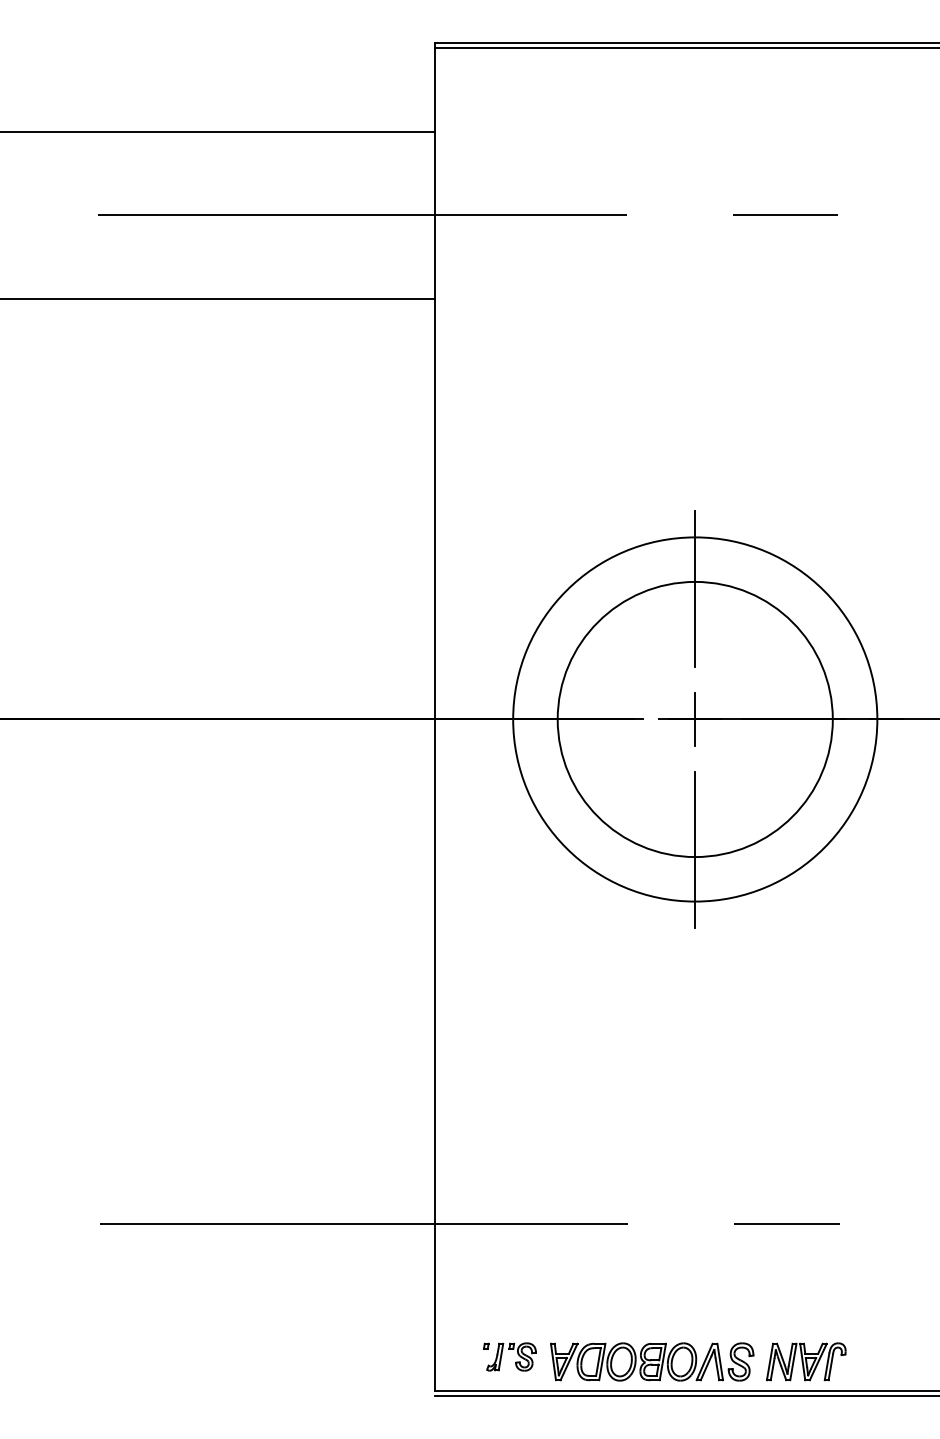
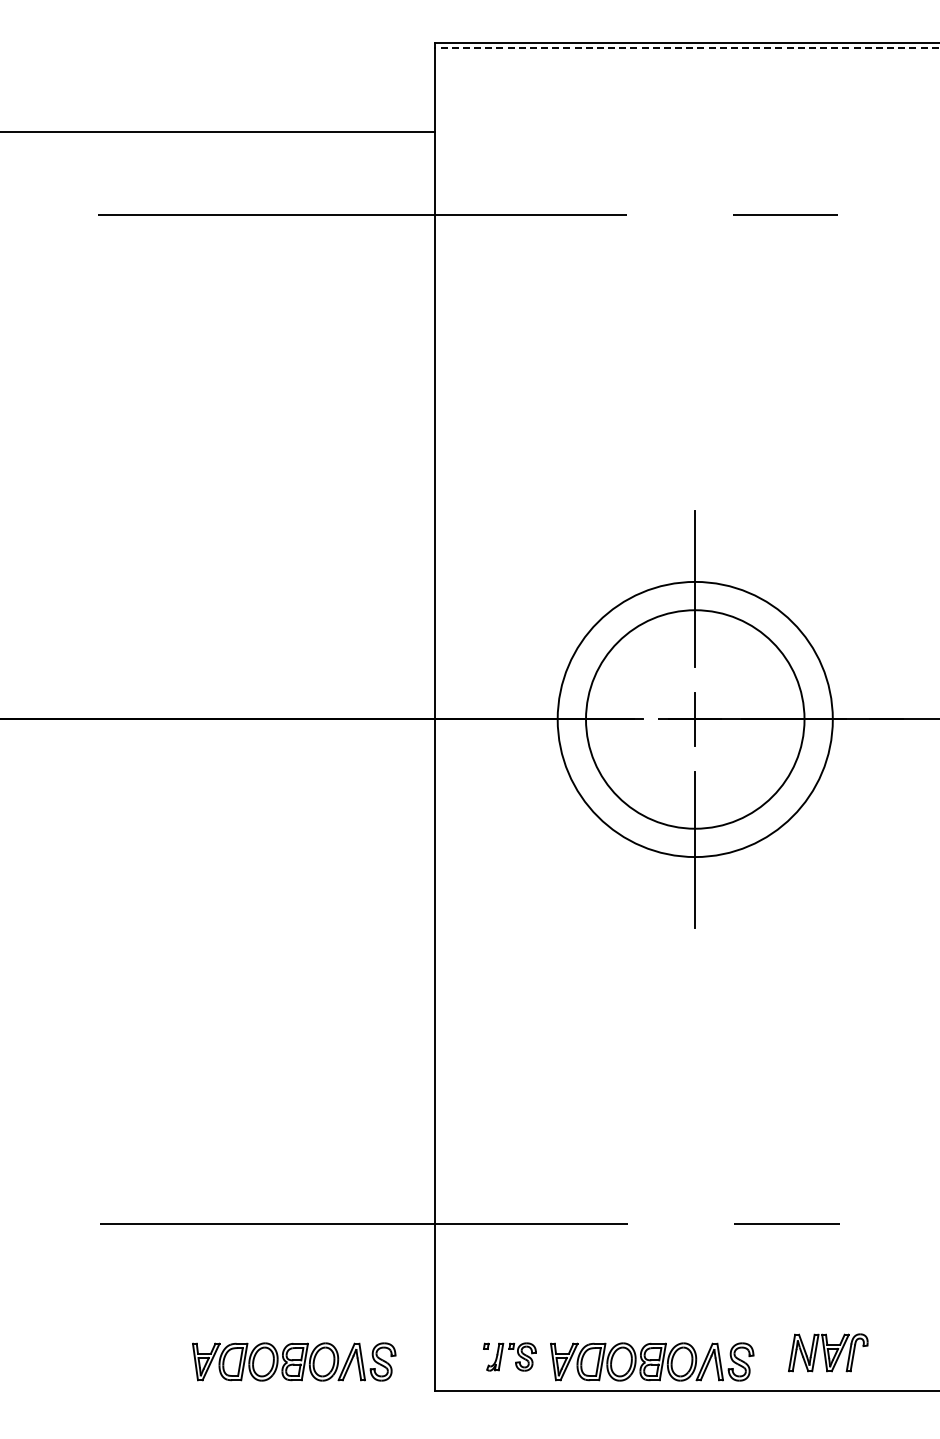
line: solid -> dashed (686, 48)
line: present -> none (218, 298)
circle diameter: 364 px -> 219 px (695, 719)
part: none -> present (294, 1361)
part position: (806, 1361) -> (828, 1352) (828, 1352)
line: present -> none (685, 1395)
